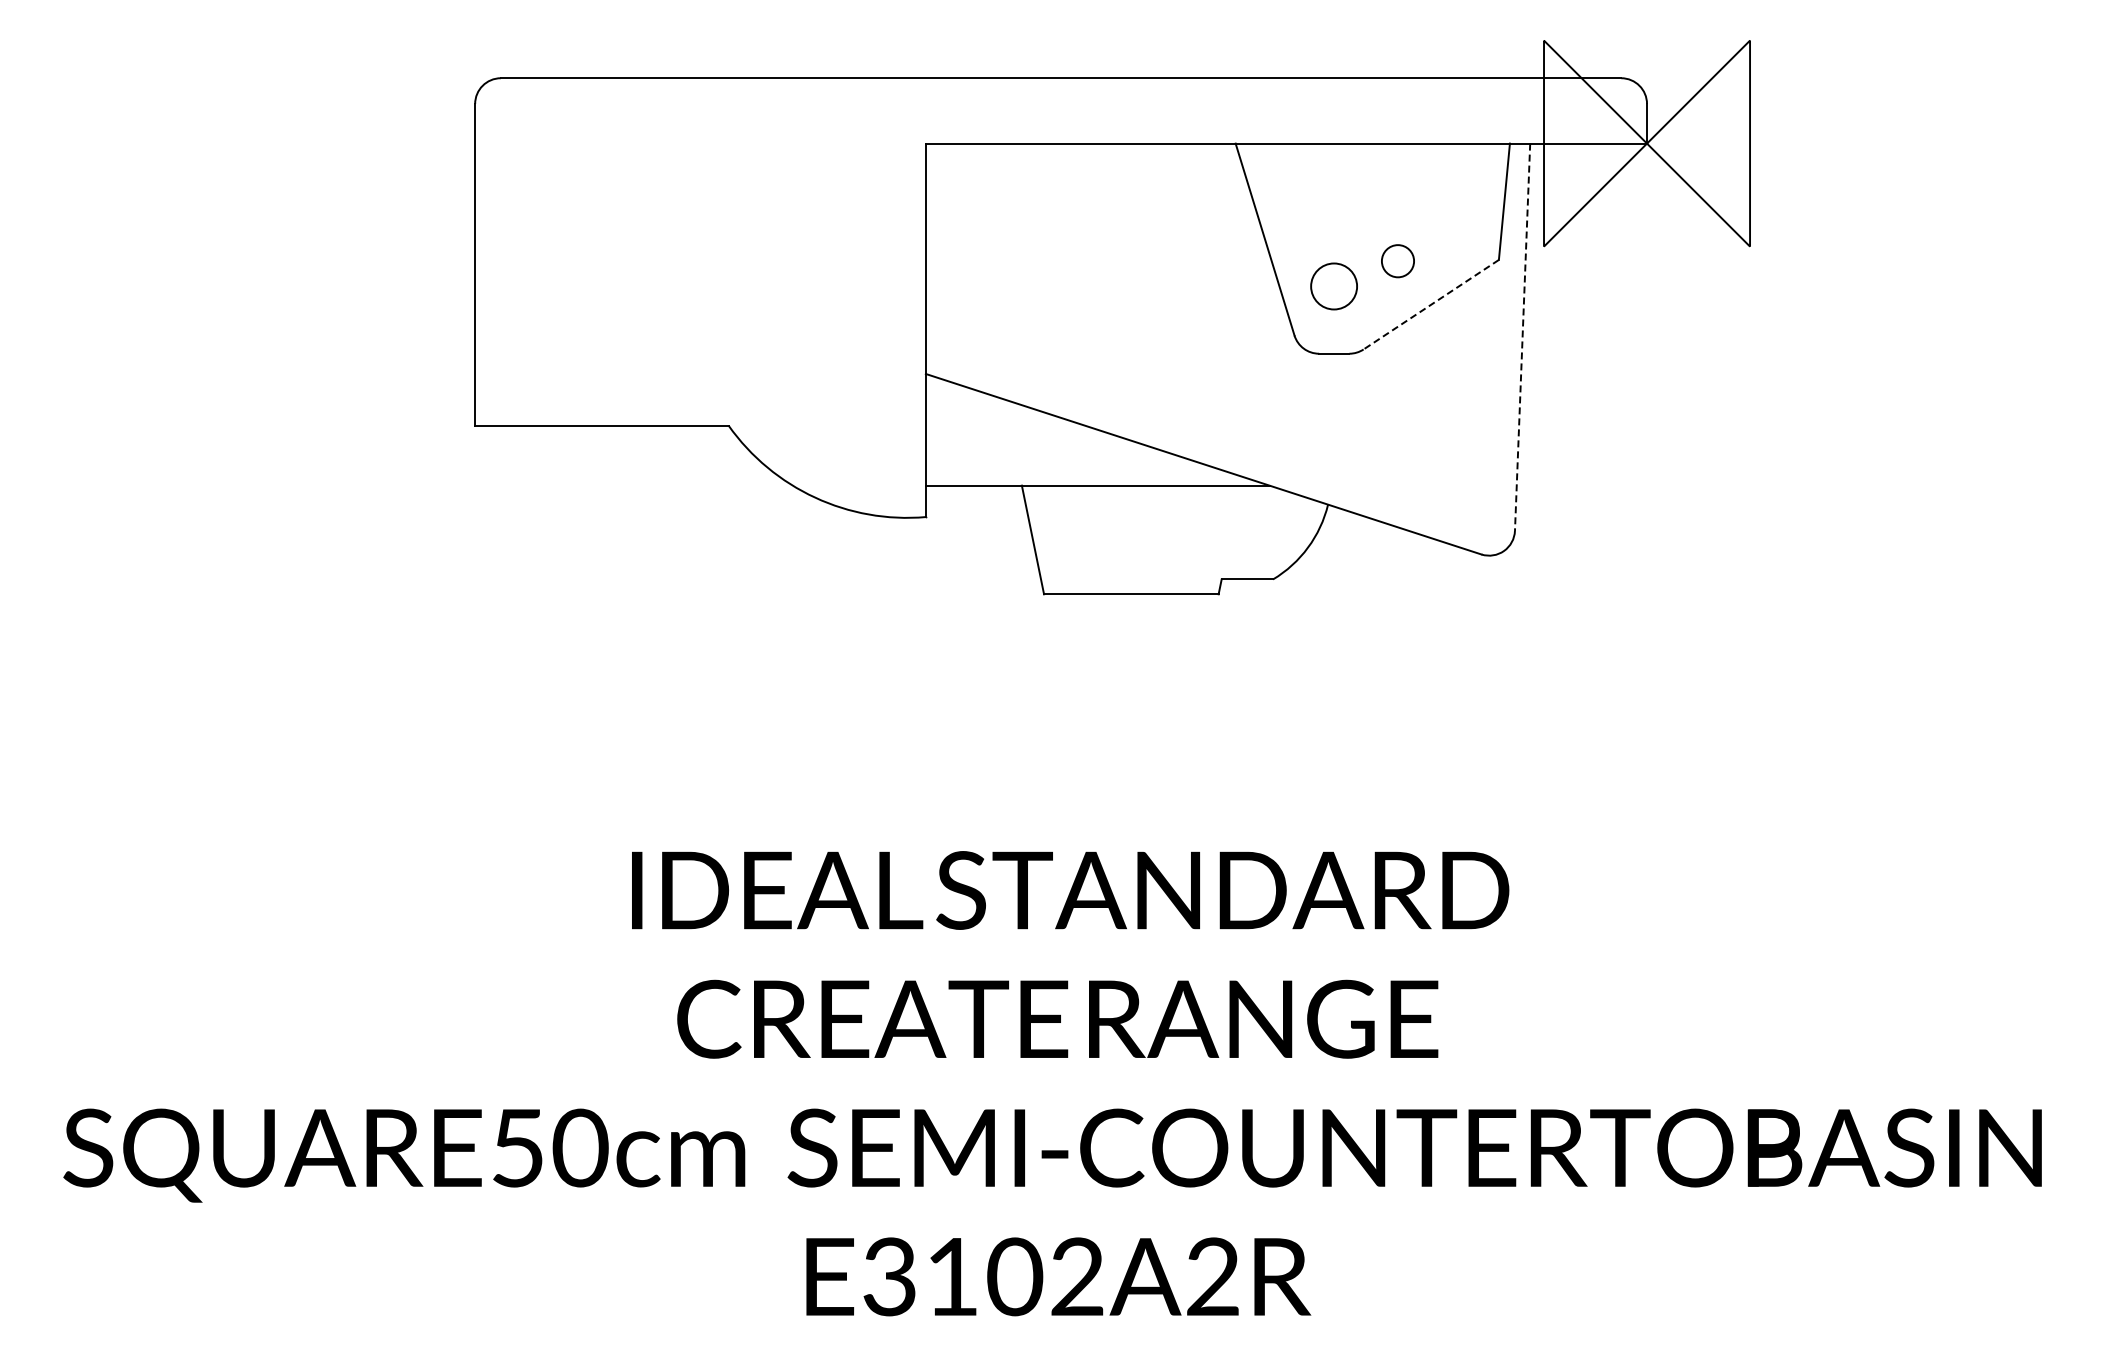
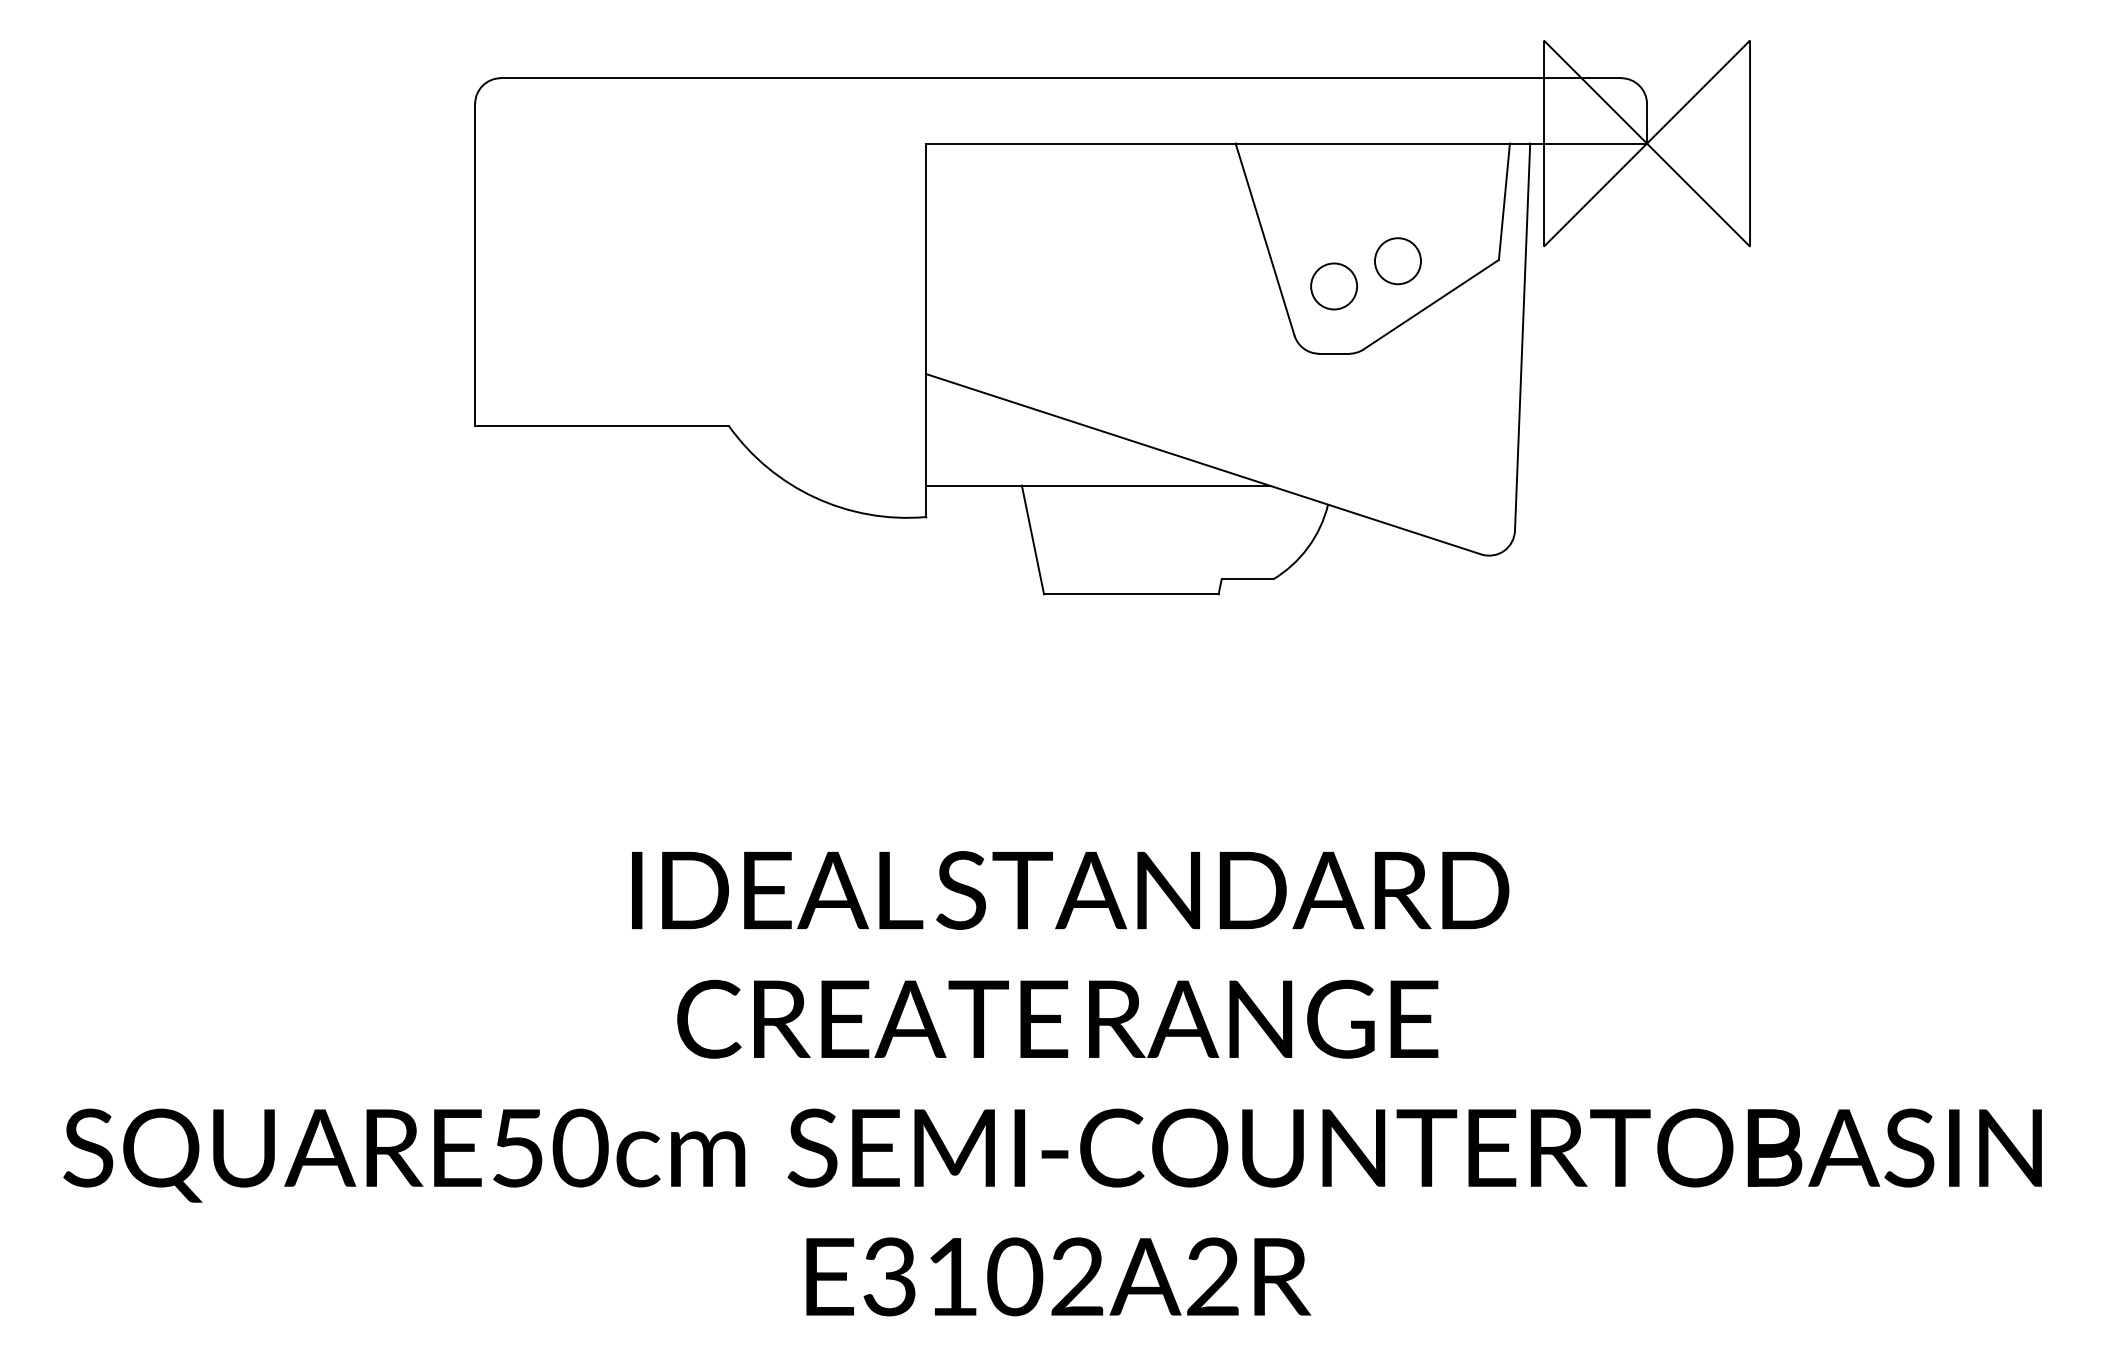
circle diameter: 32 px -> 46 px (1397, 261)
line: dashed -> solid (1430, 304)
line: dashed -> solid (1522, 337)
